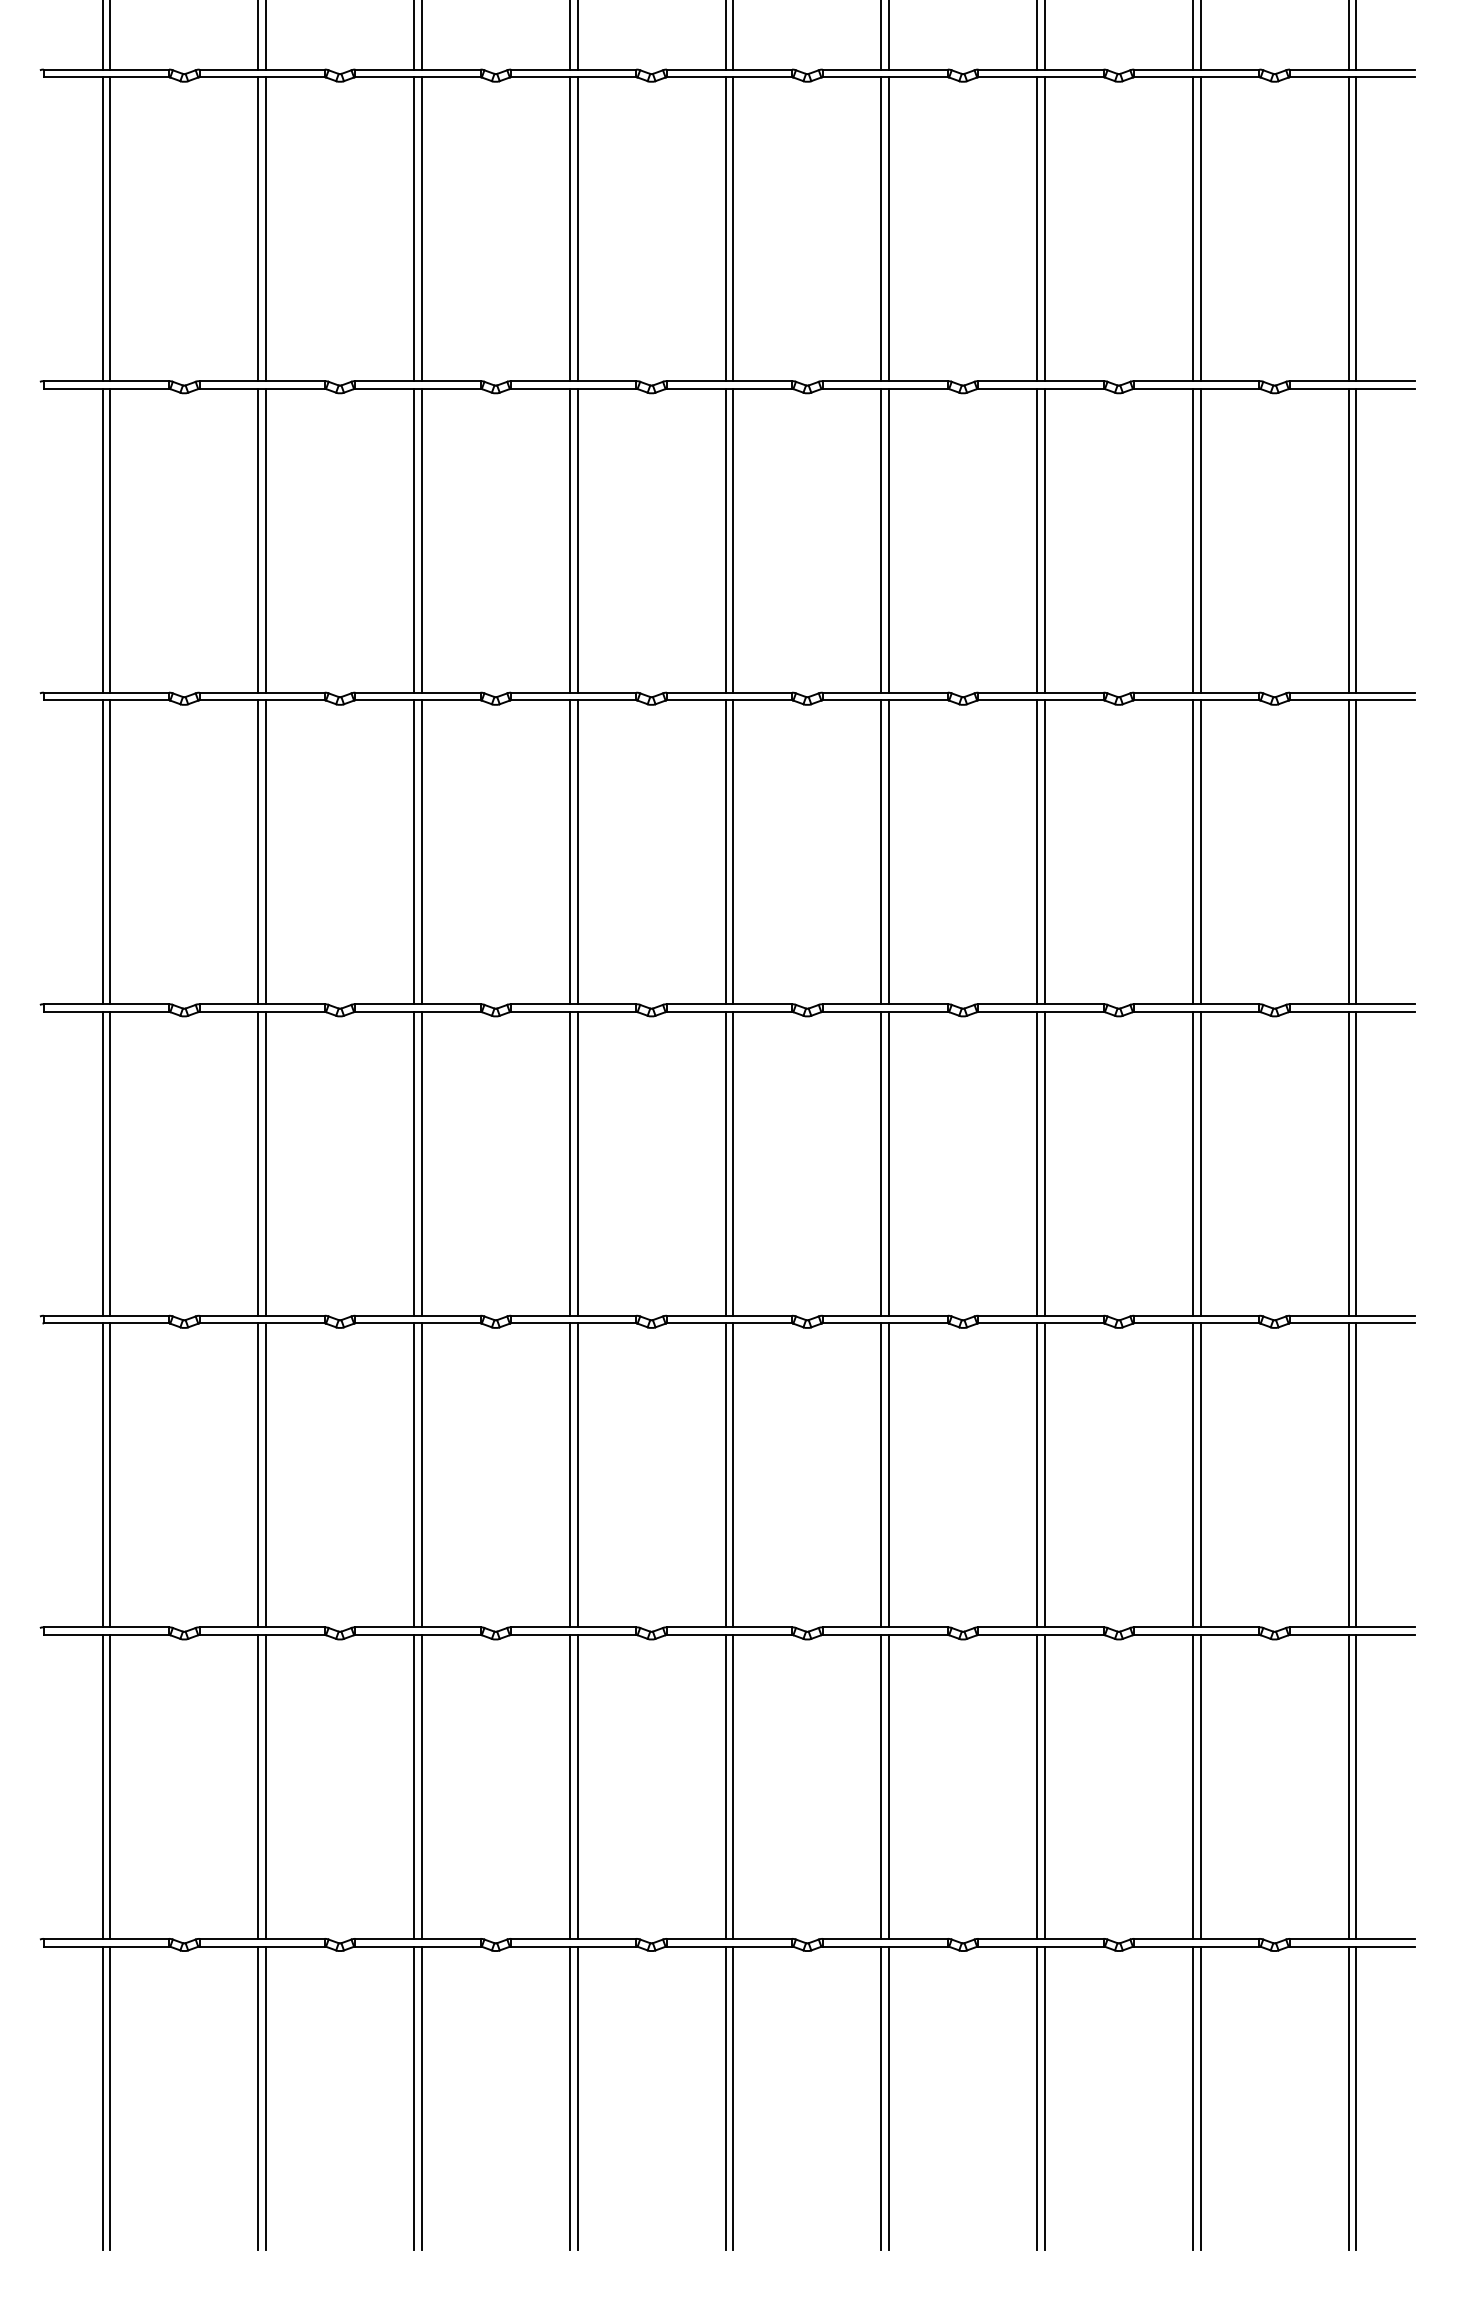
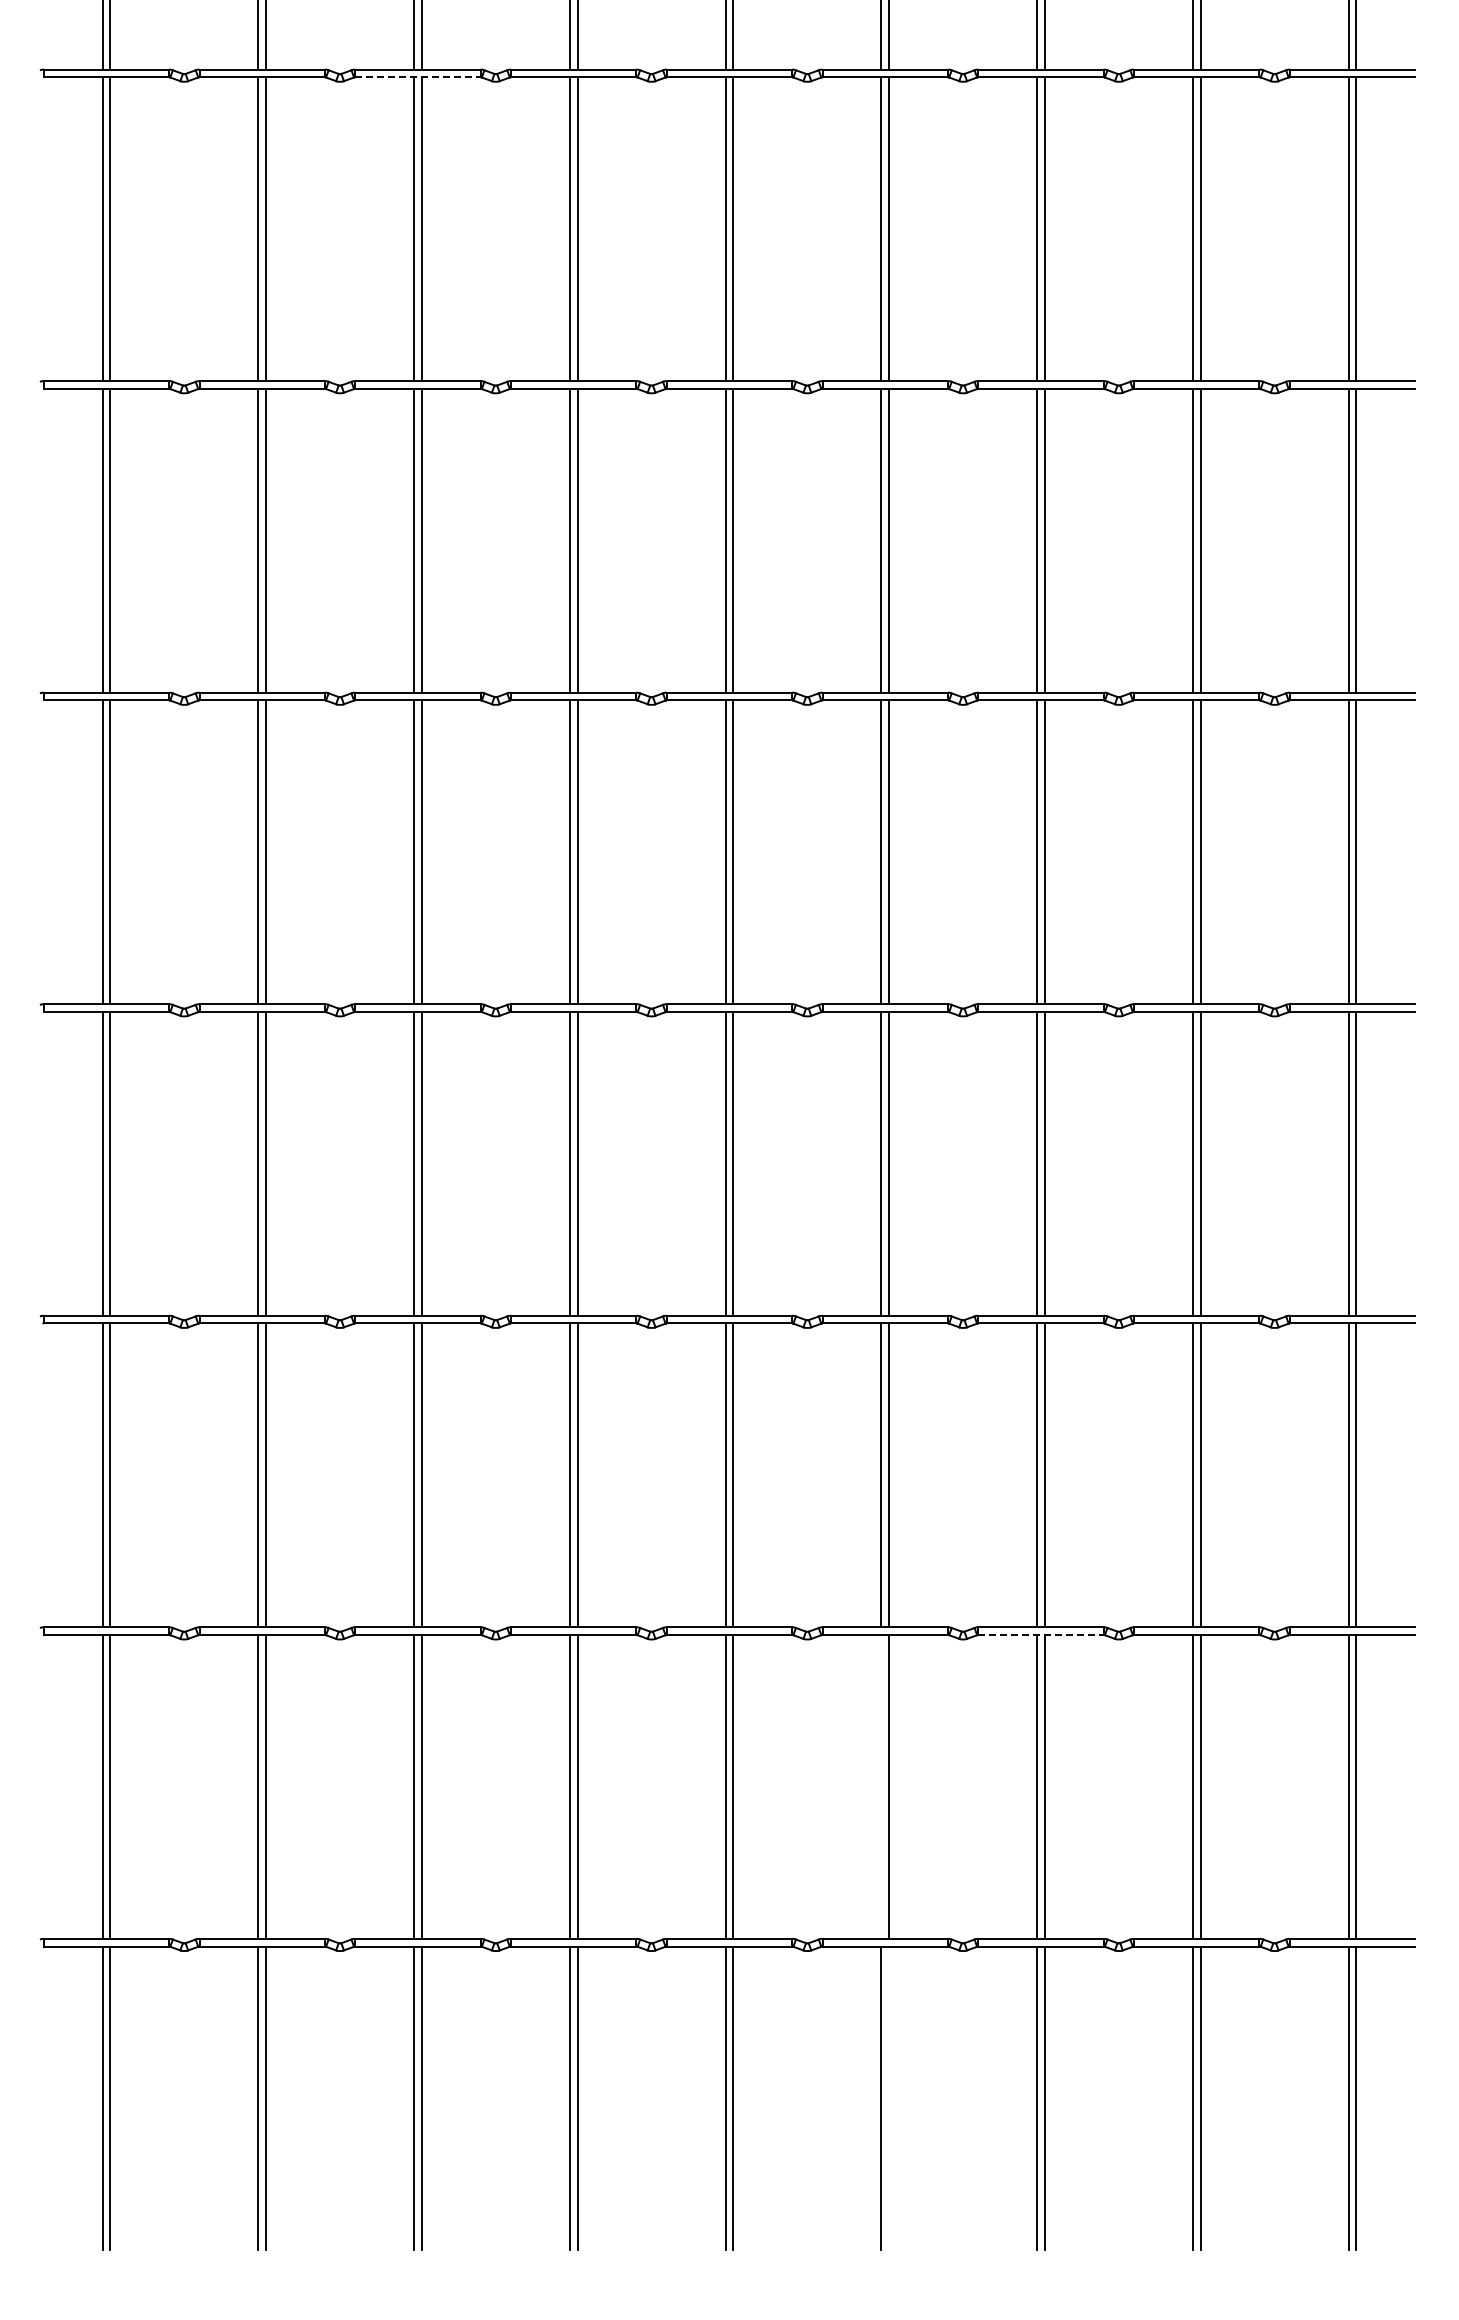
line: solid -> dashed (417, 77)
line: solid -> dashed (1041, 1634)
line: present -> none (881, 1786)
line: present -> none (889, 2098)
